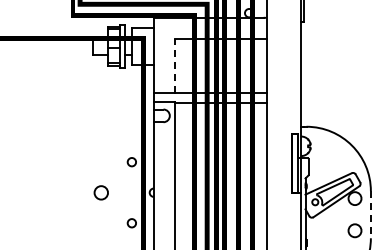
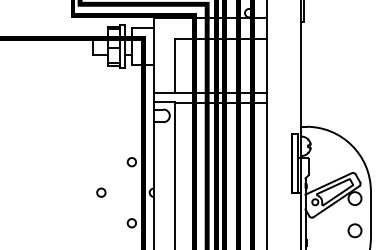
line: dashed -> solid (174, 65)
circle size: 16x16 px -> 11x11 px (101, 192)
line: dashed -> solid (370, 214)
